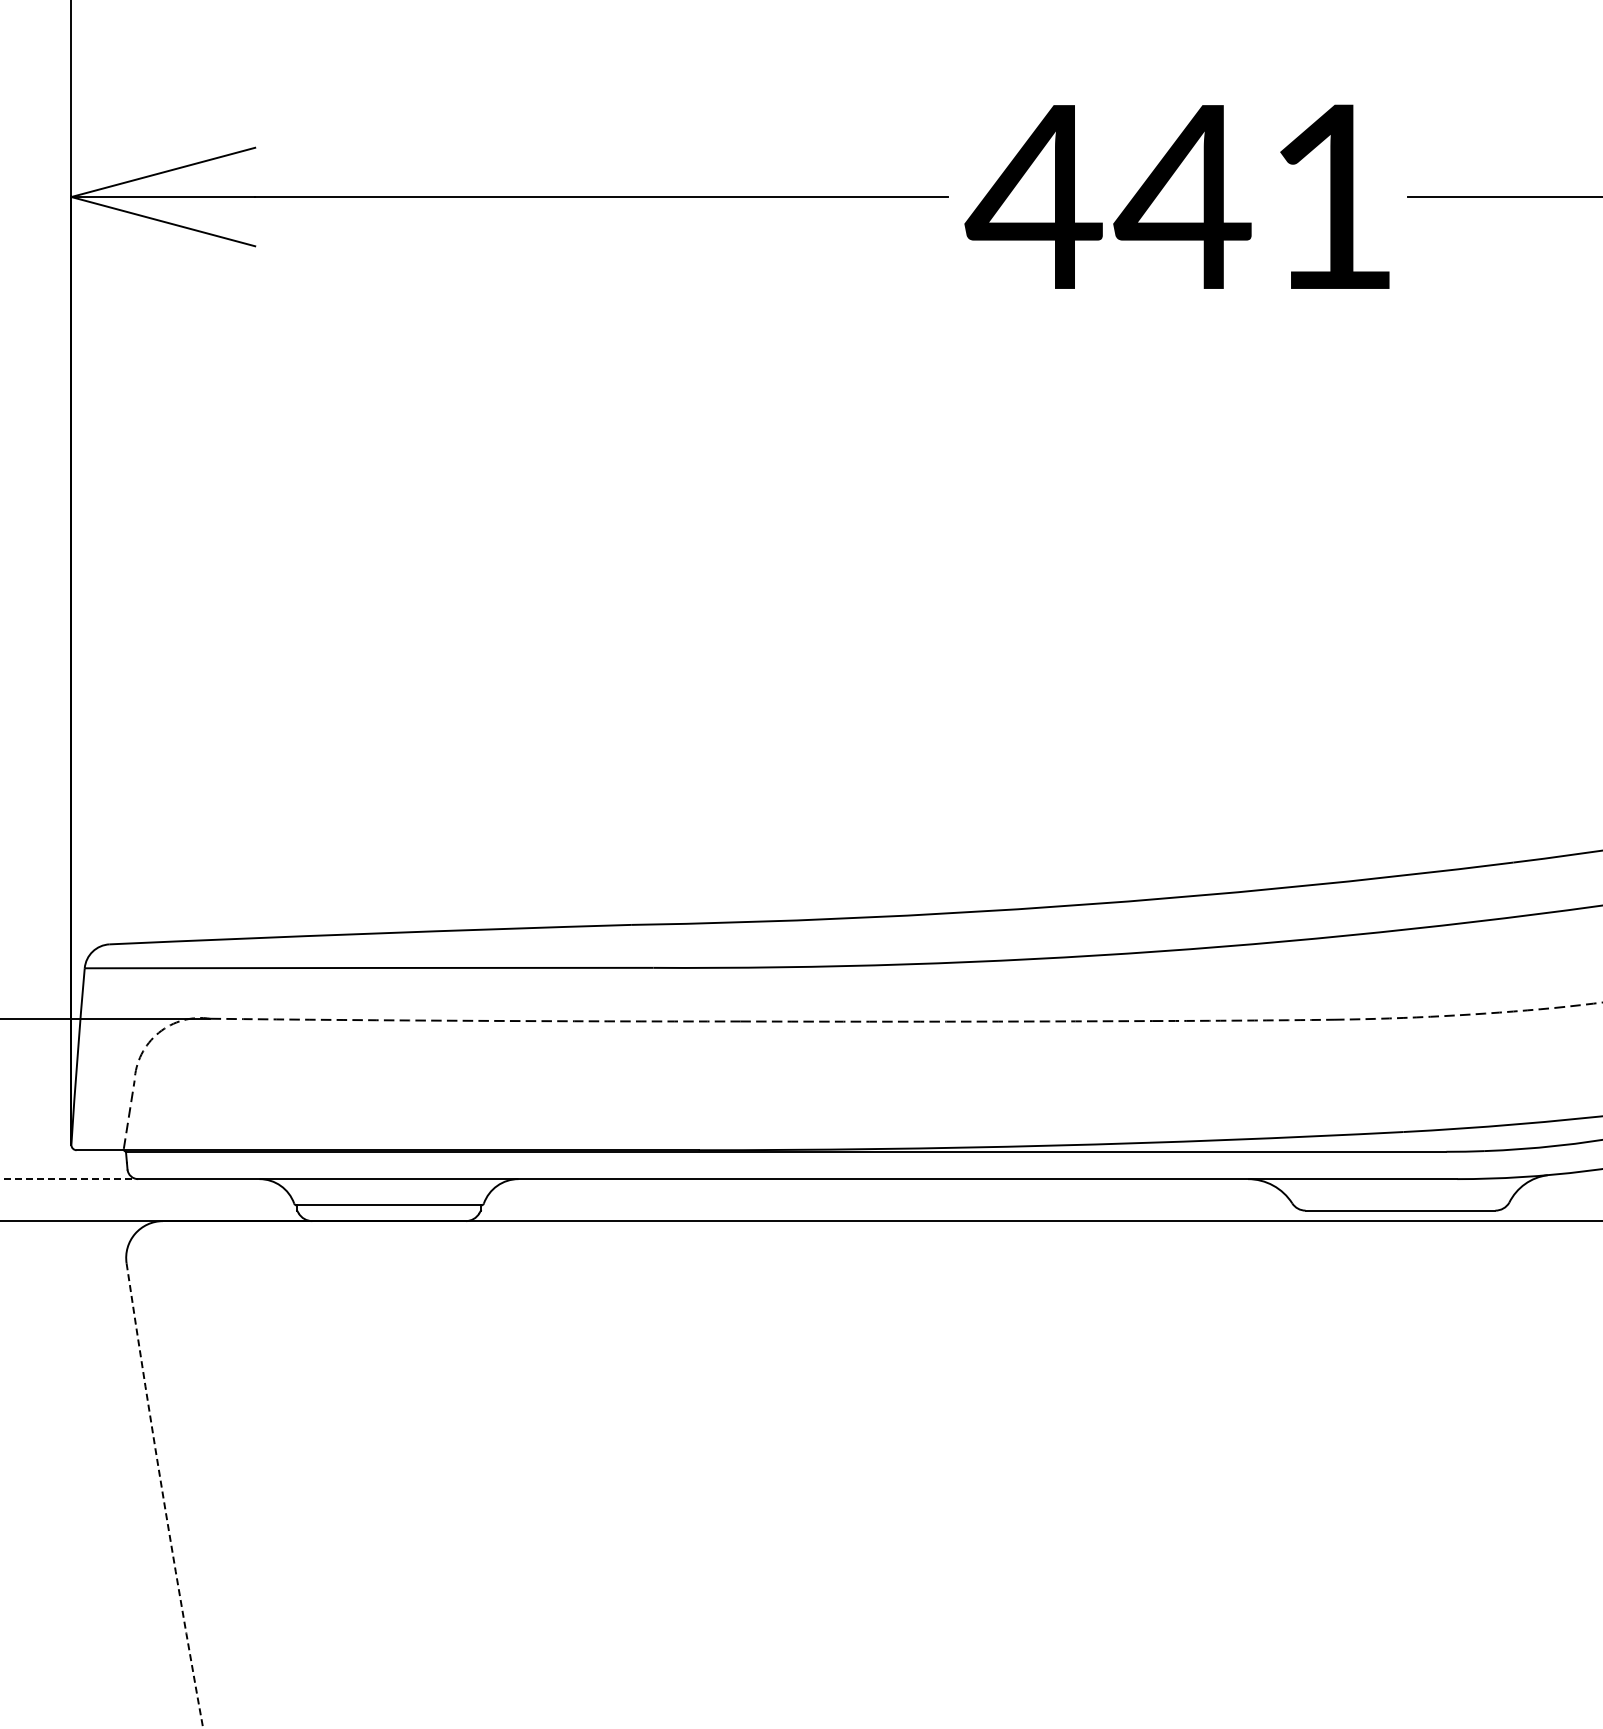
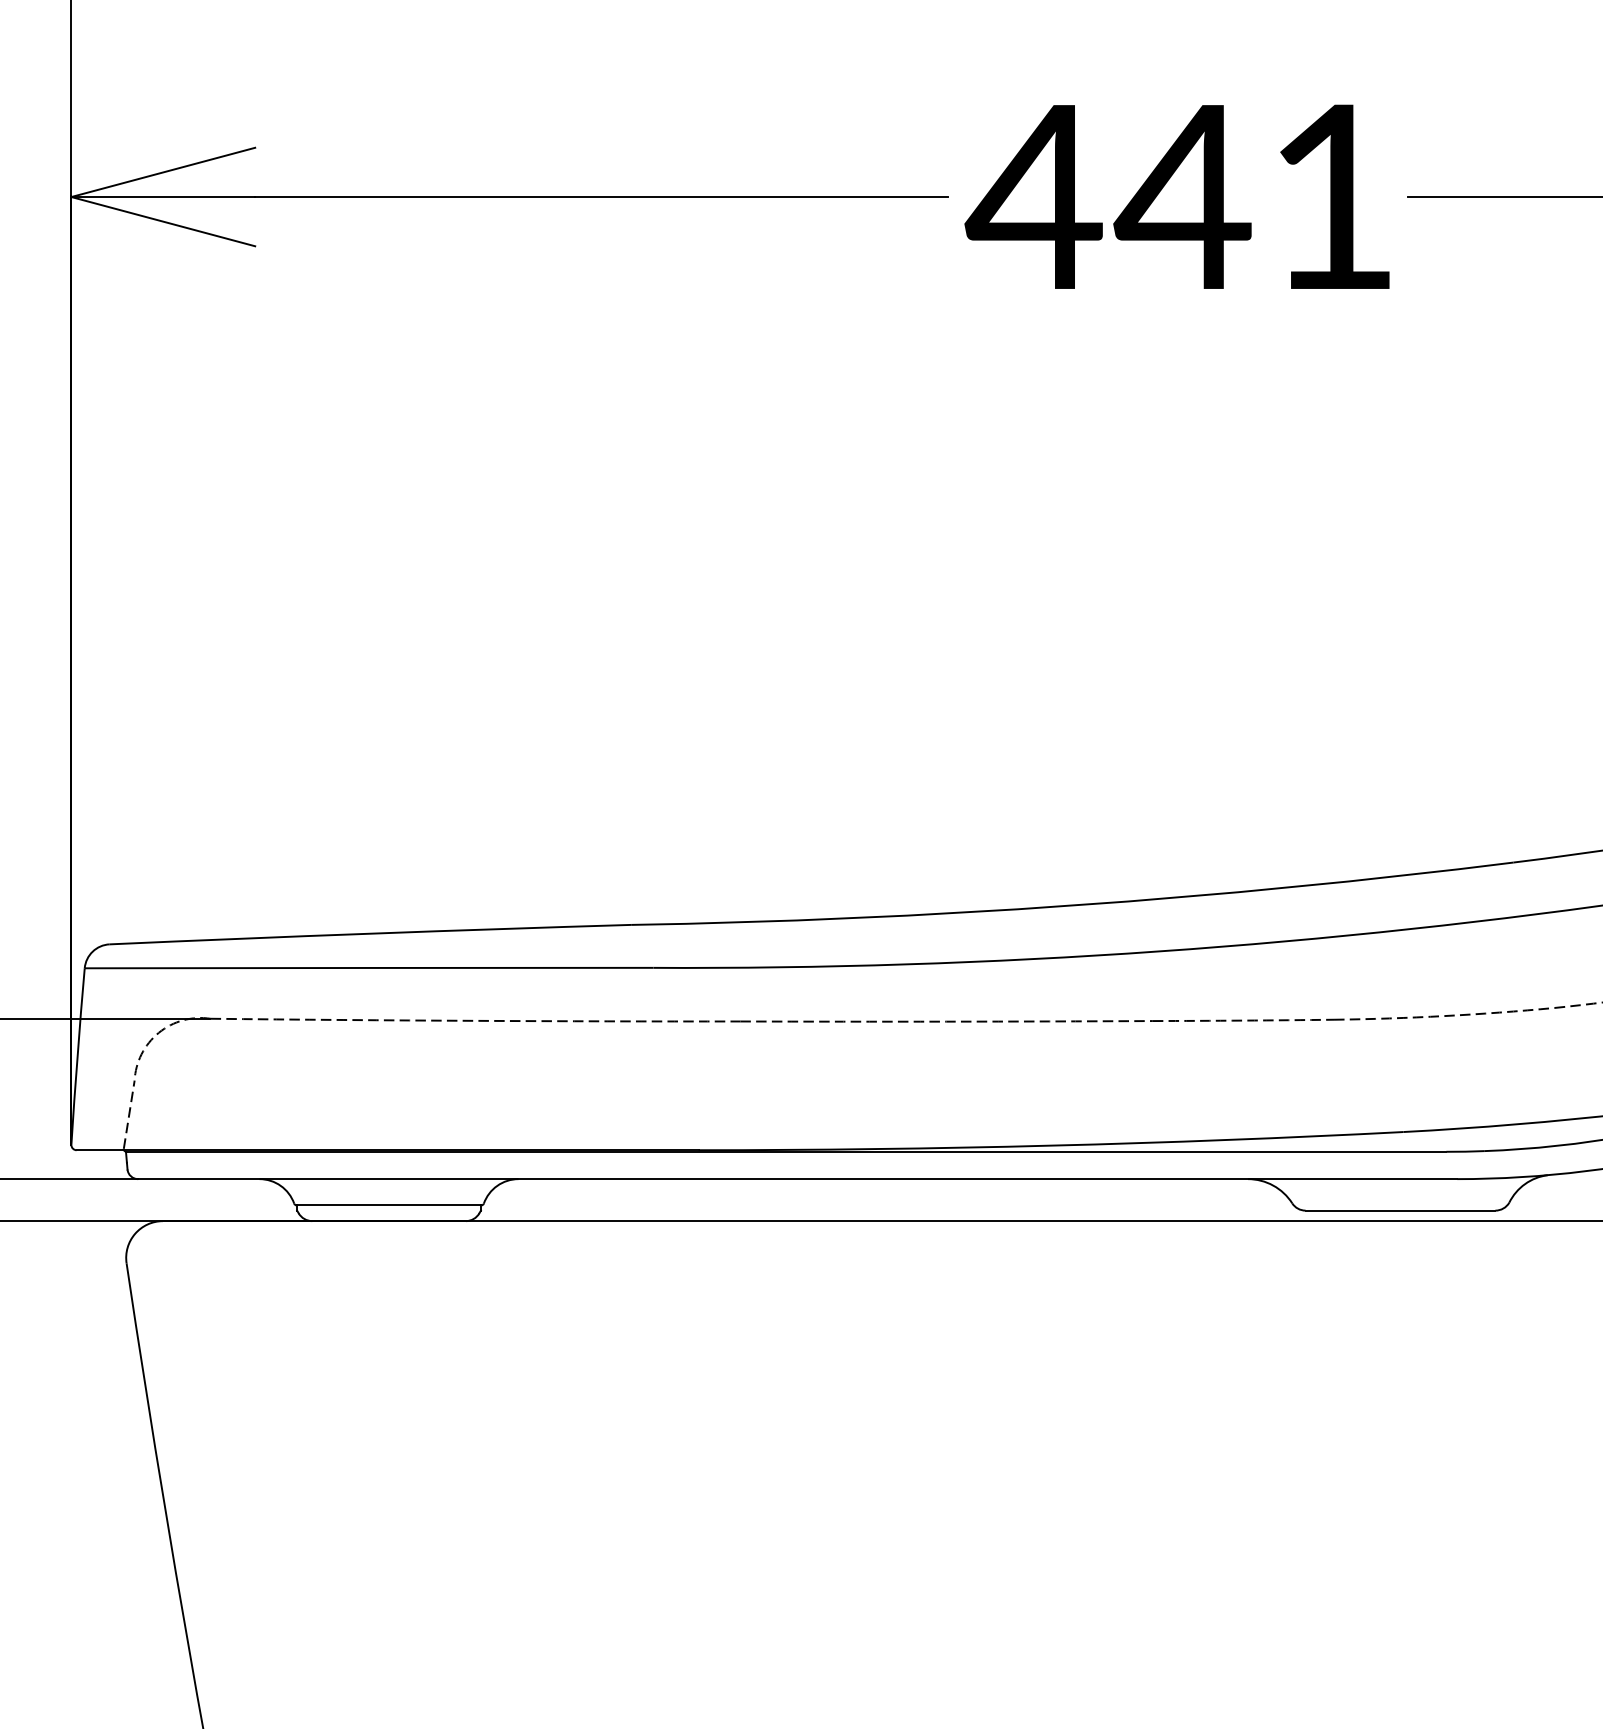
line: dashed -> solid (69, 1179)
arc: dashed -> solid (163, 1497)
